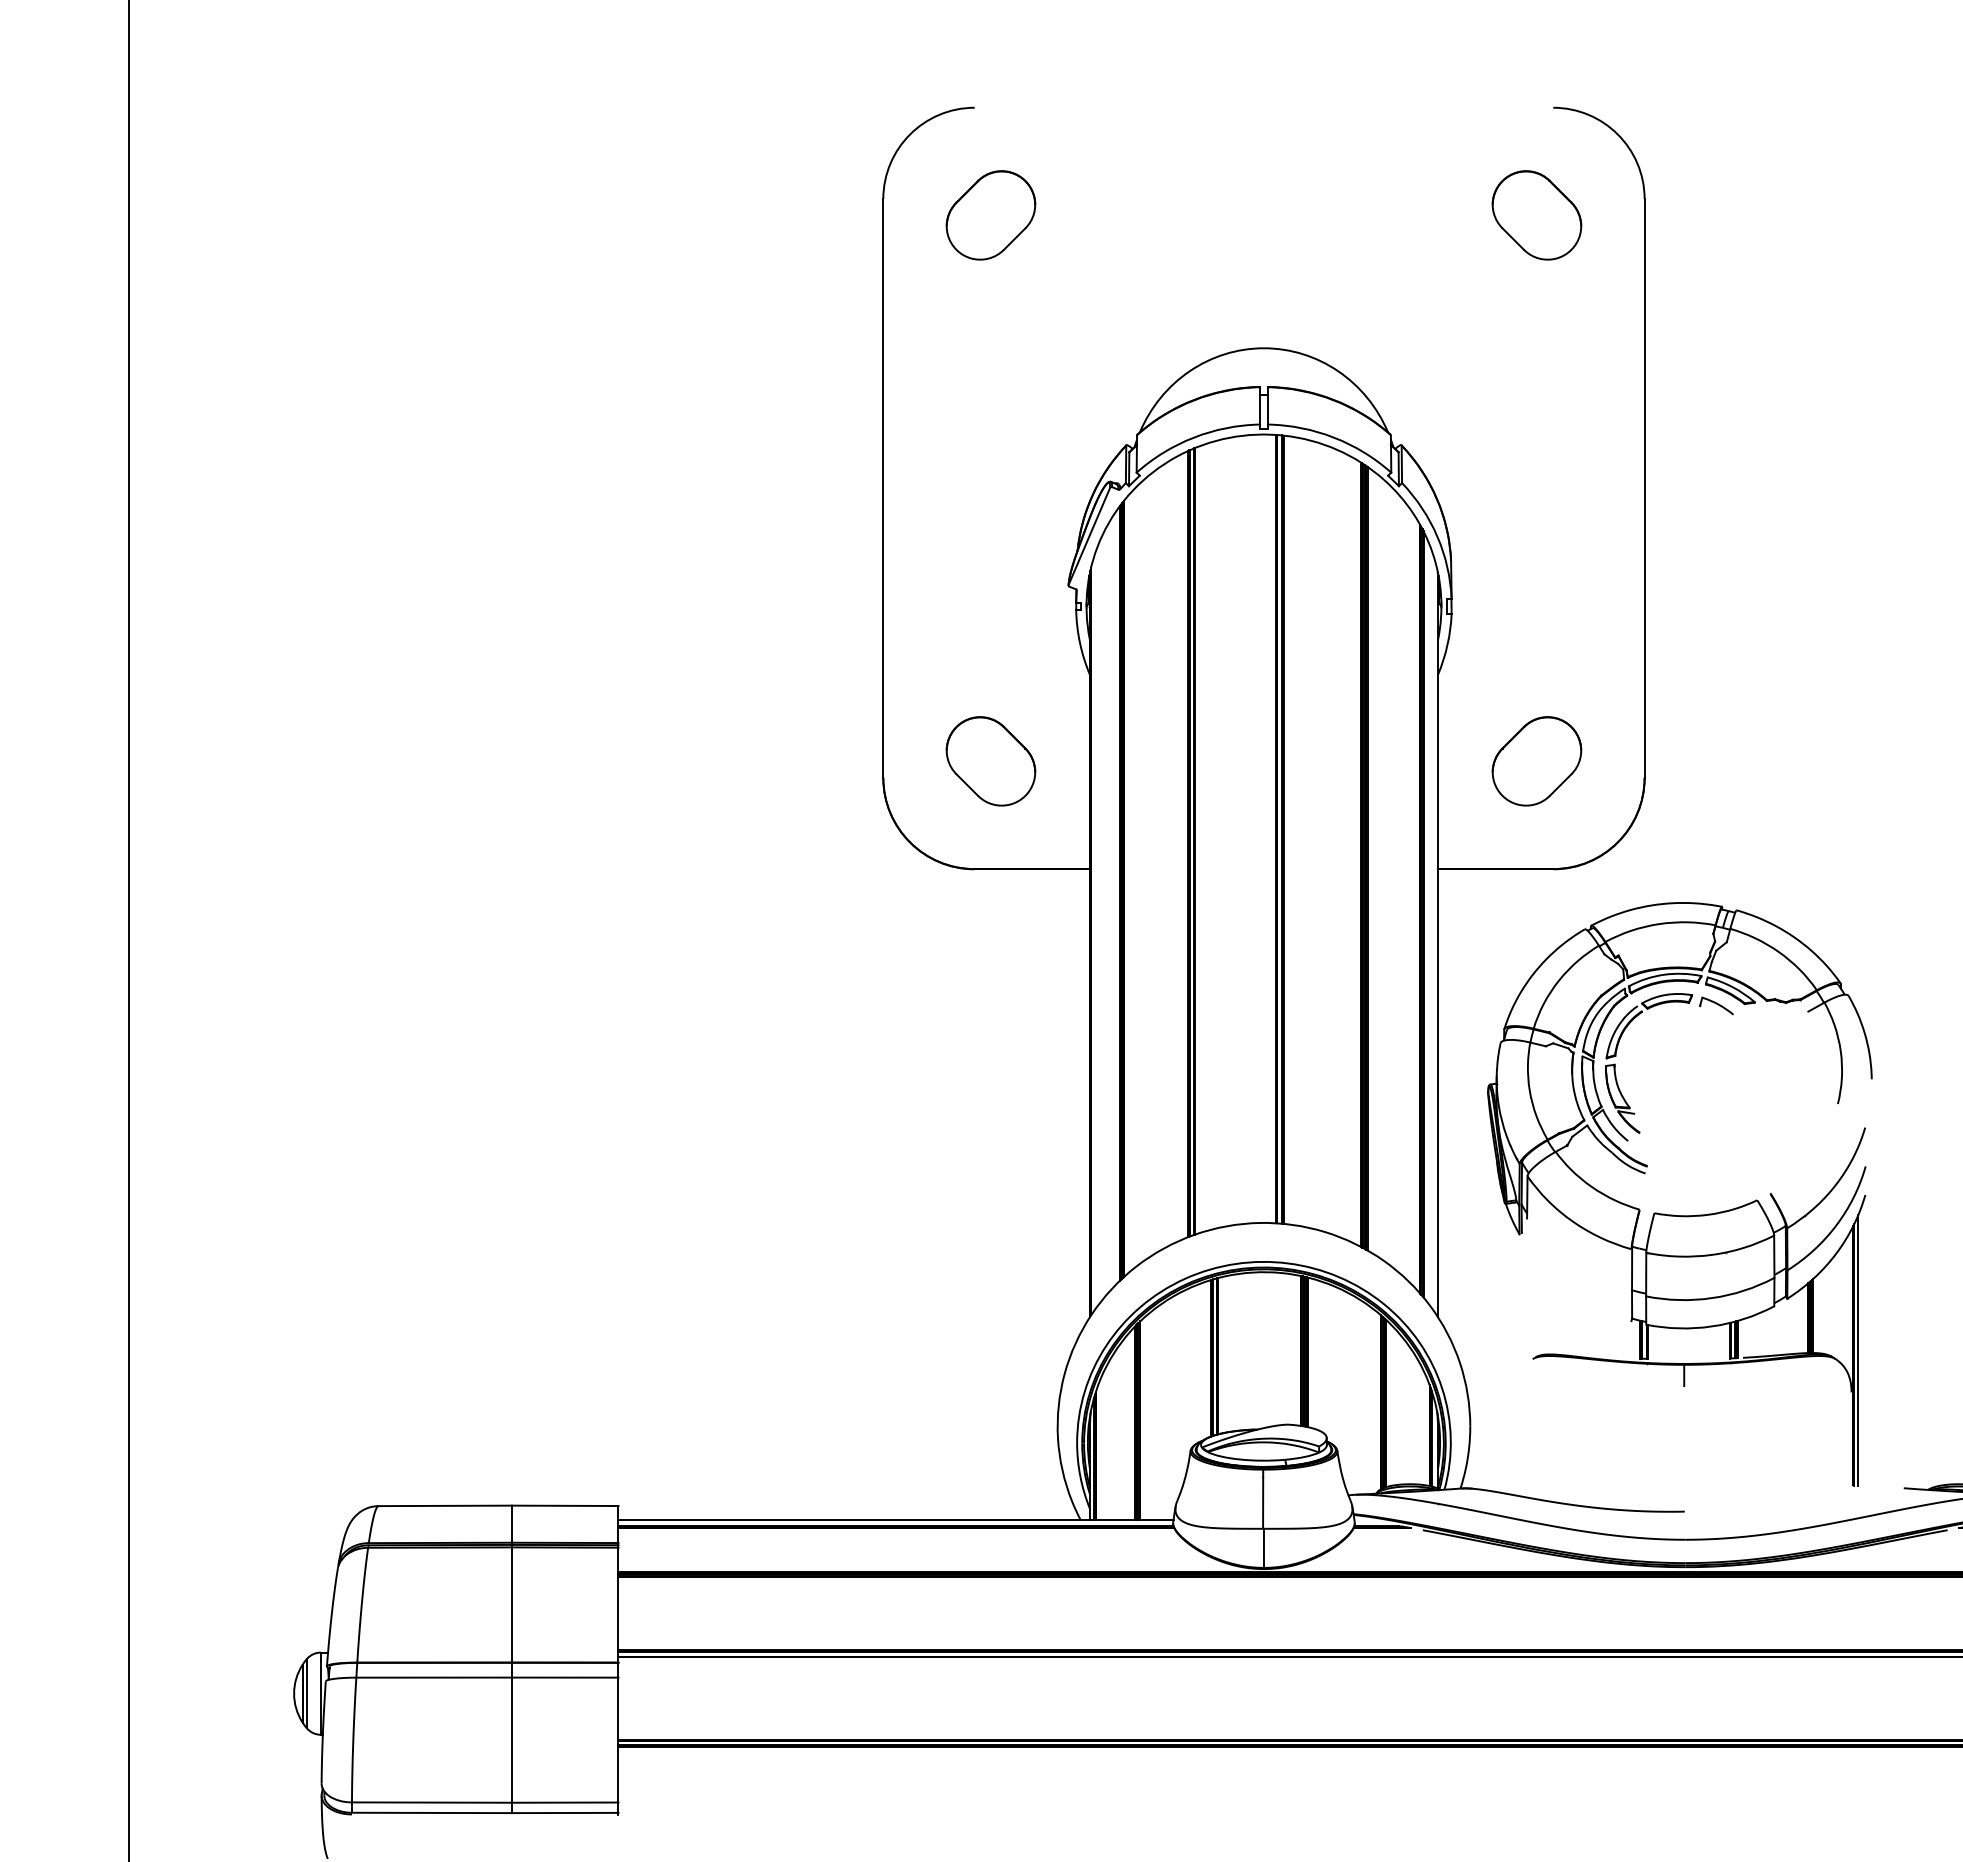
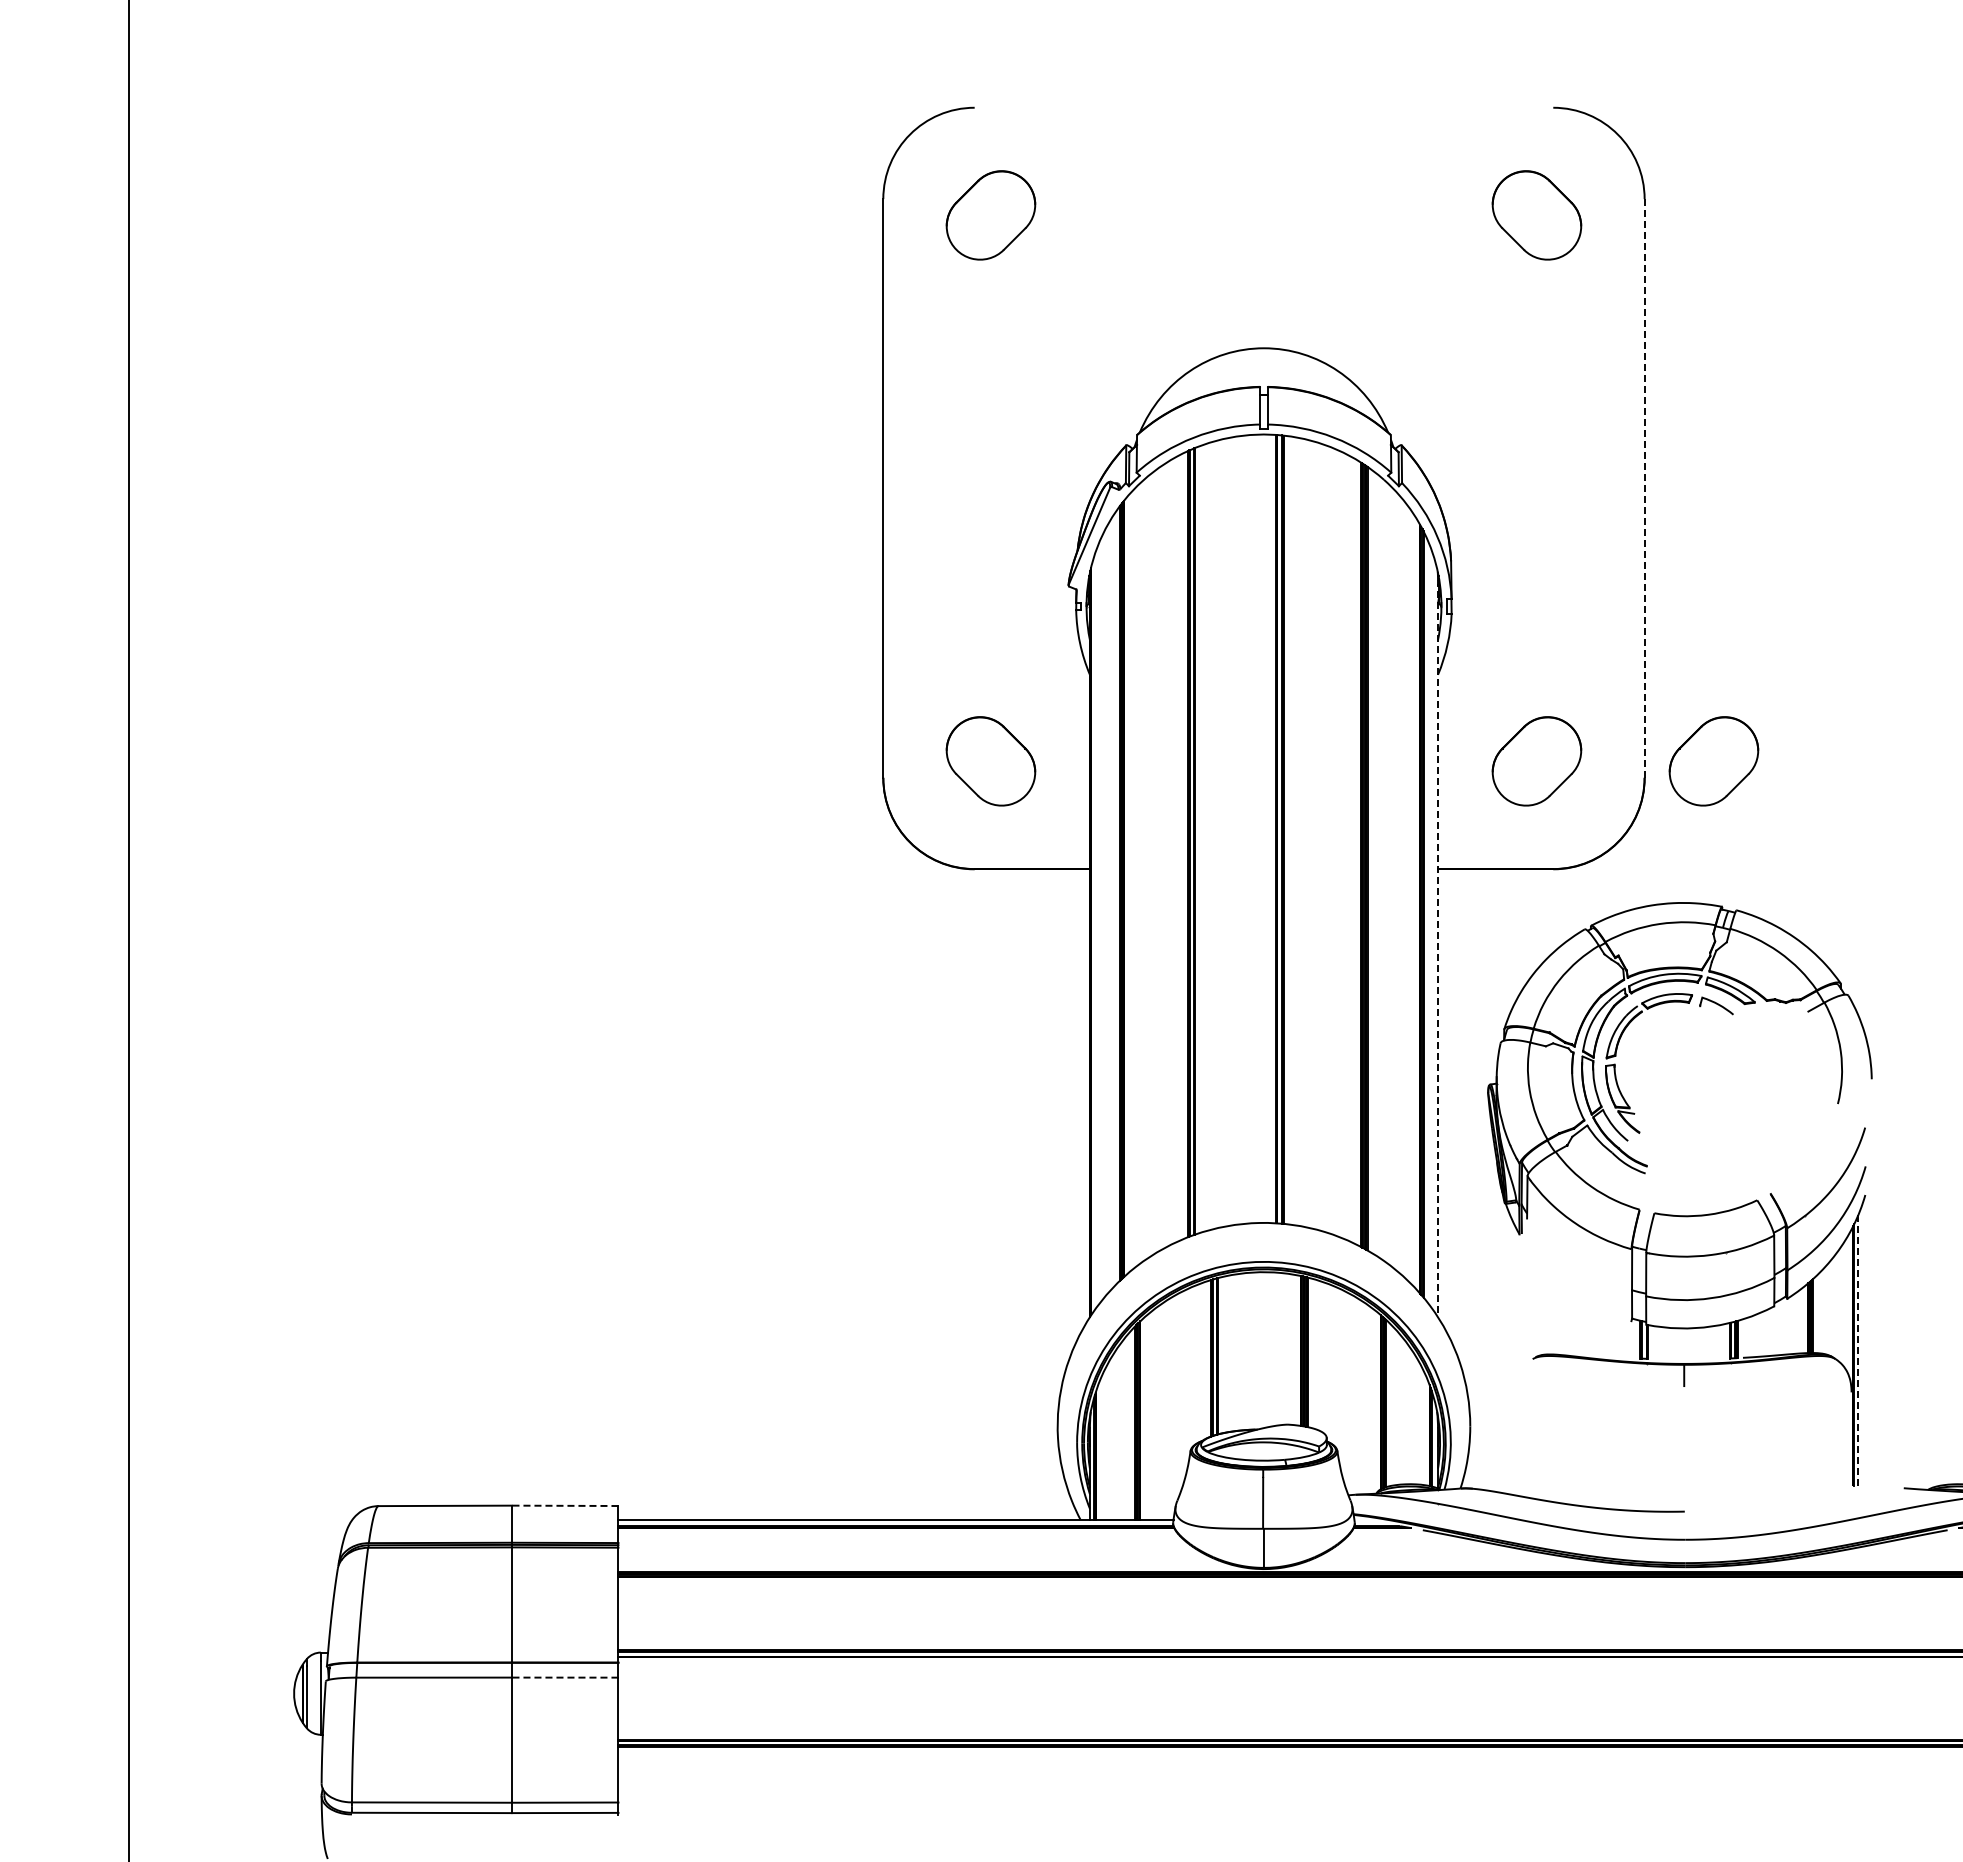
line: solid -> dashed (1644, 487)
part: none -> present (1713, 761)
line: solid -> dashed (1438, 949)
line: solid -> dashed (1858, 1350)
line: solid -> dashed (564, 1505)
line: solid -> dashed (564, 1677)
